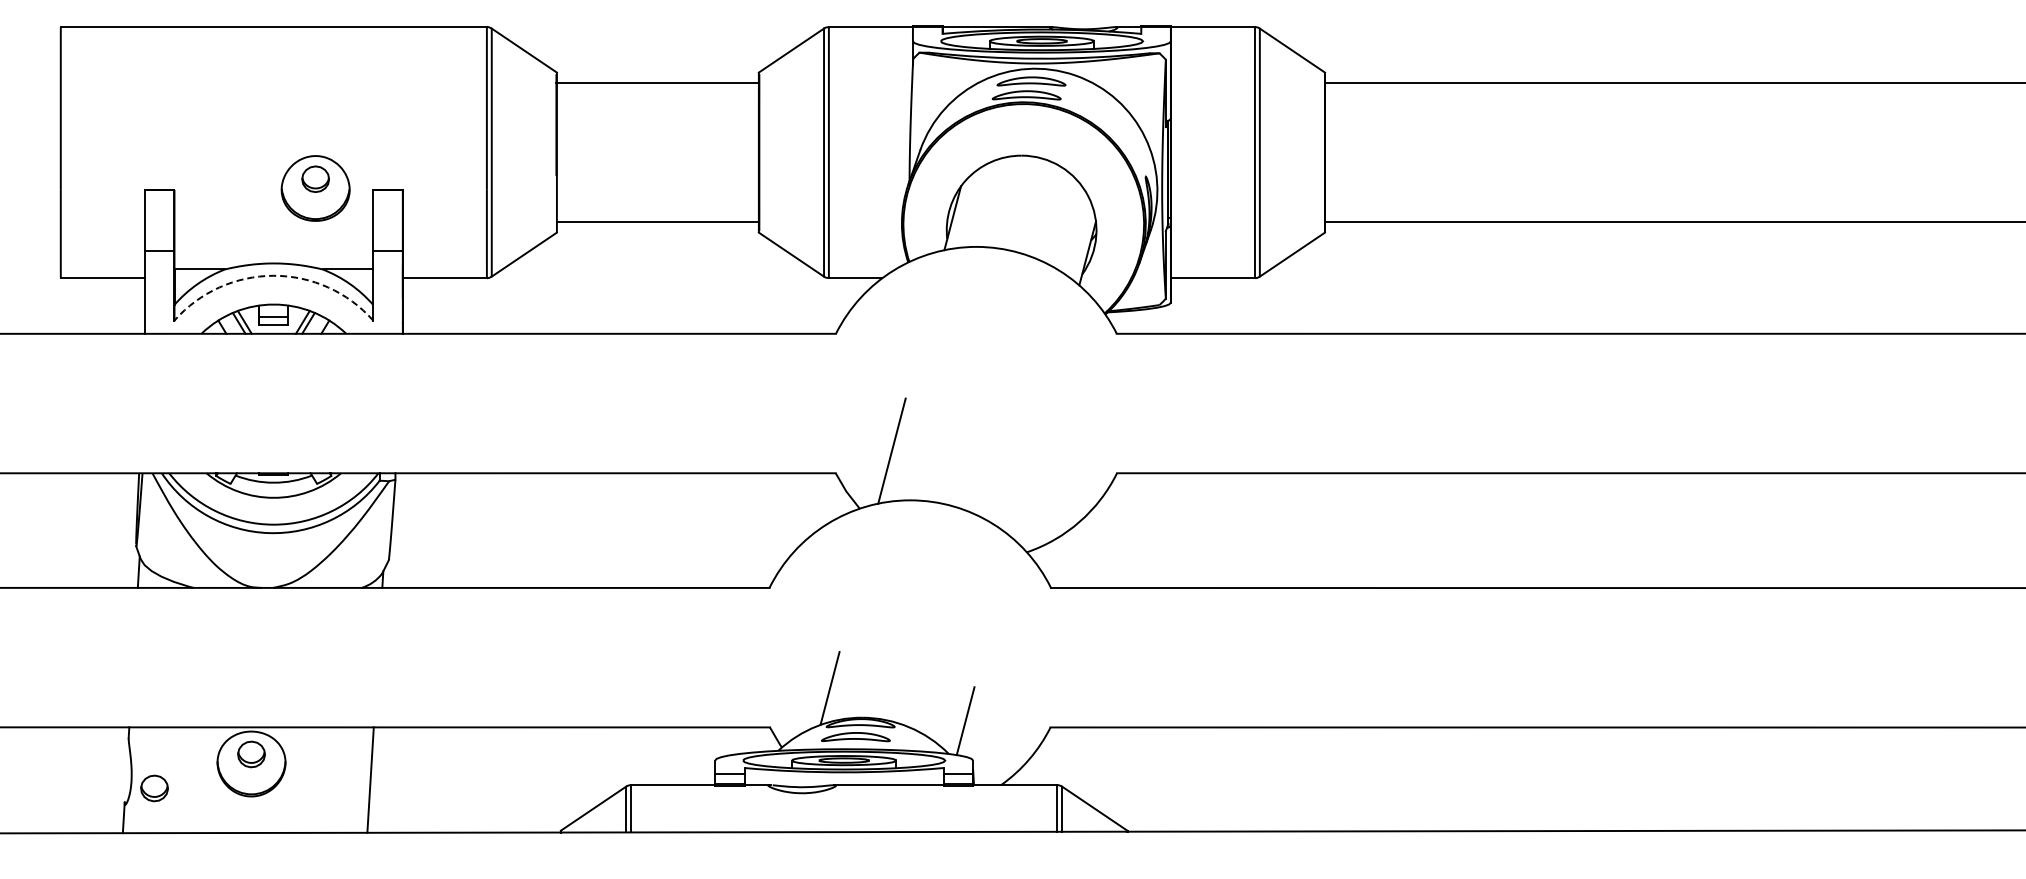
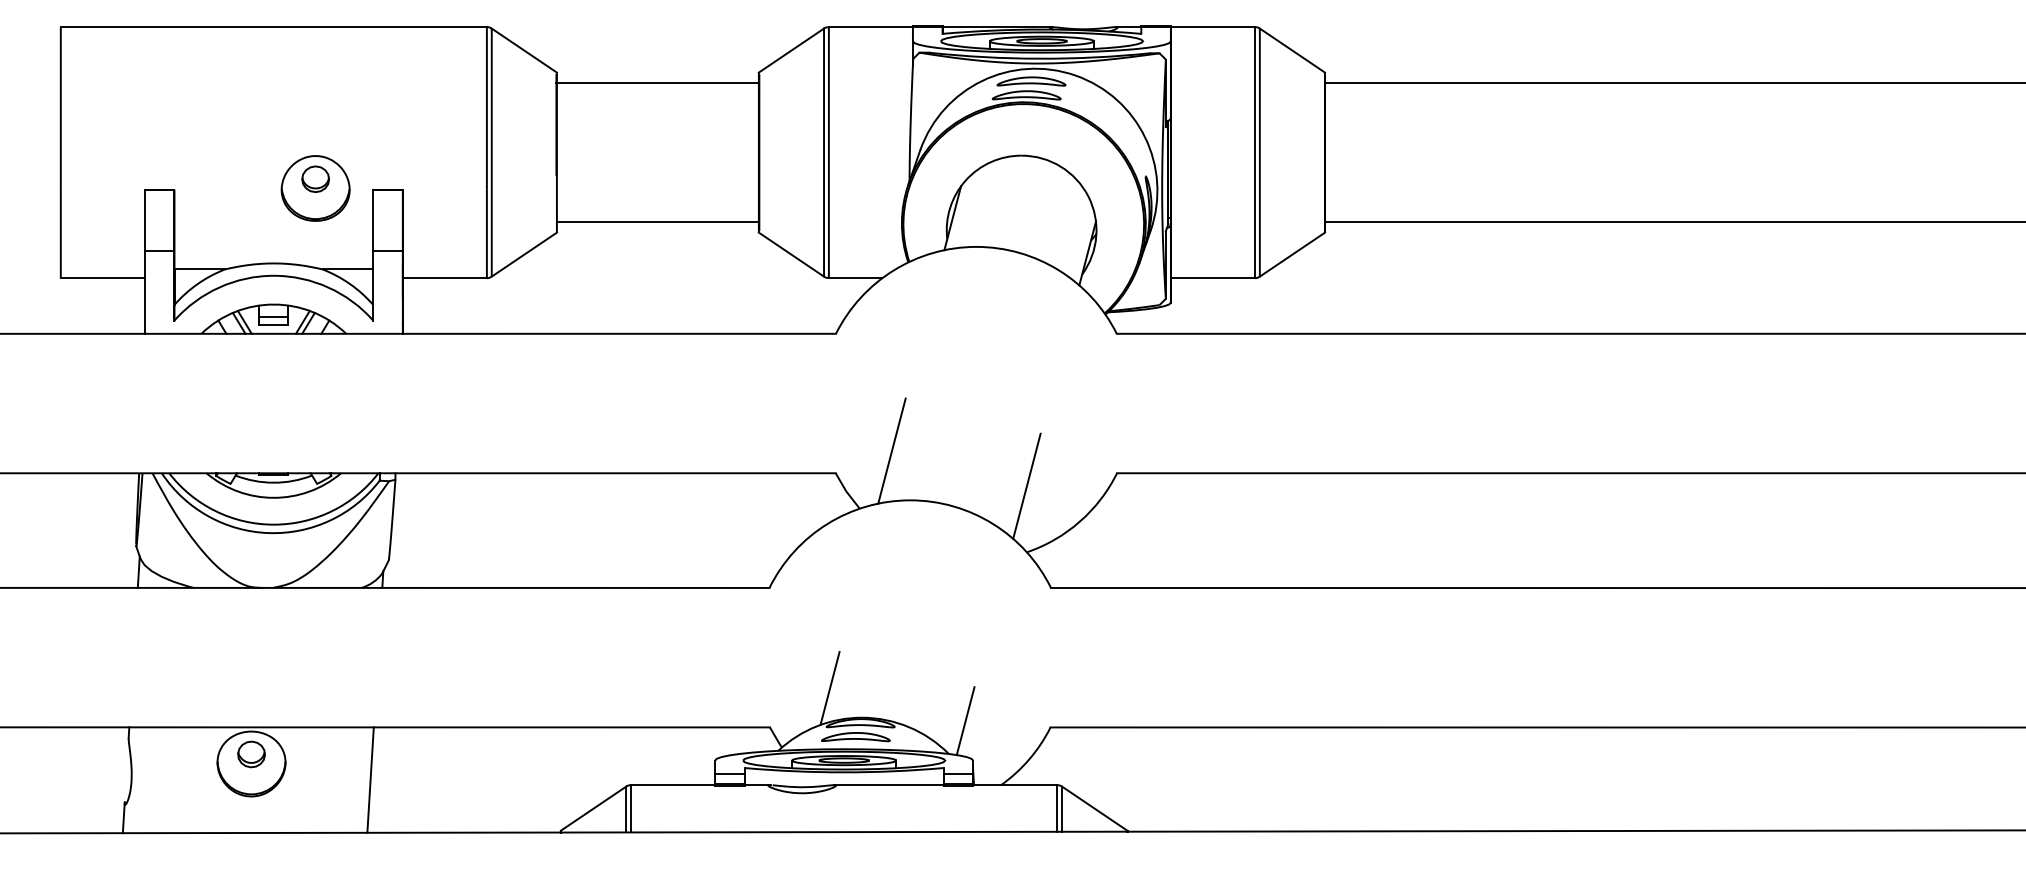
arc: dashed -> solid (273, 275)
line: none -> present (1026, 485)
part: present -> none (154, 788)
